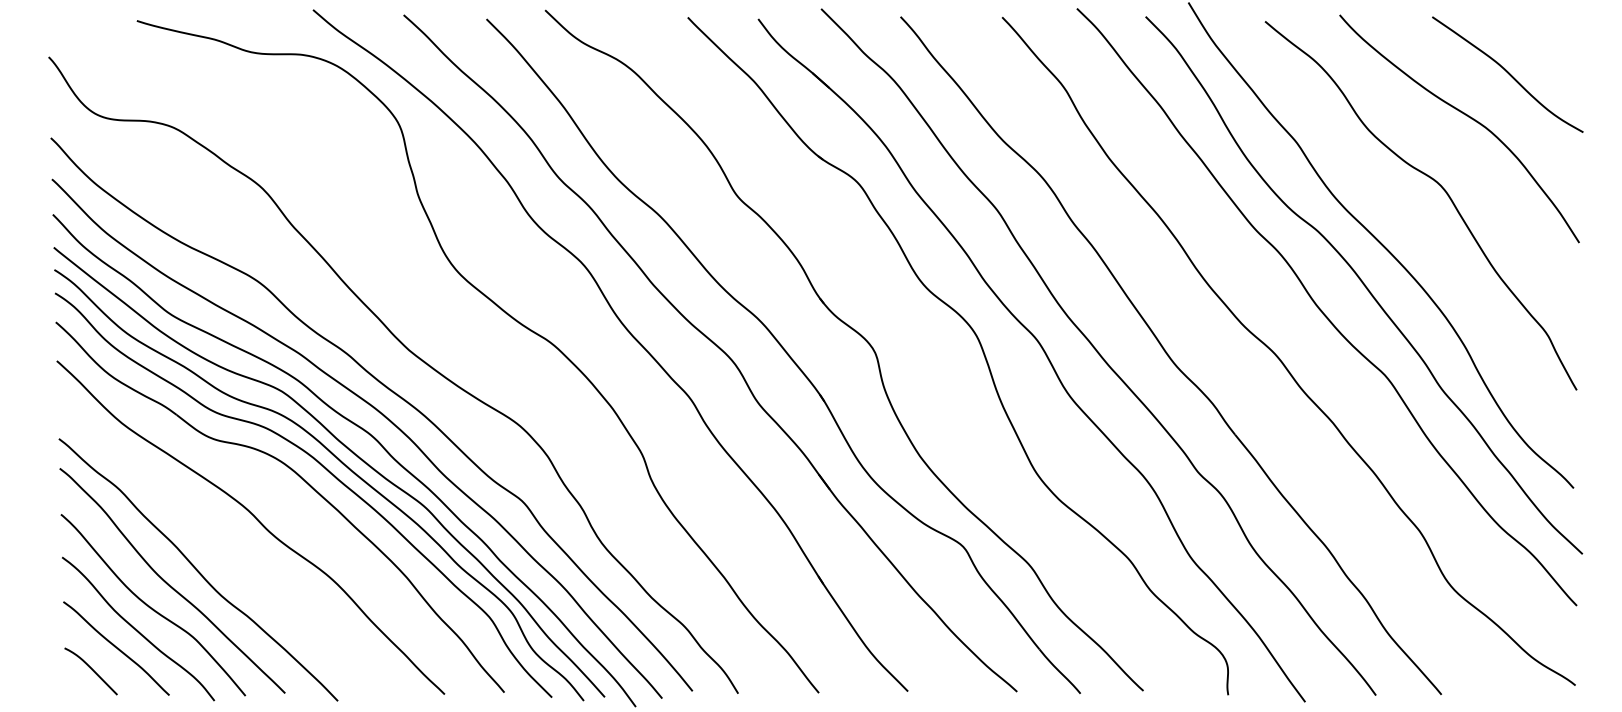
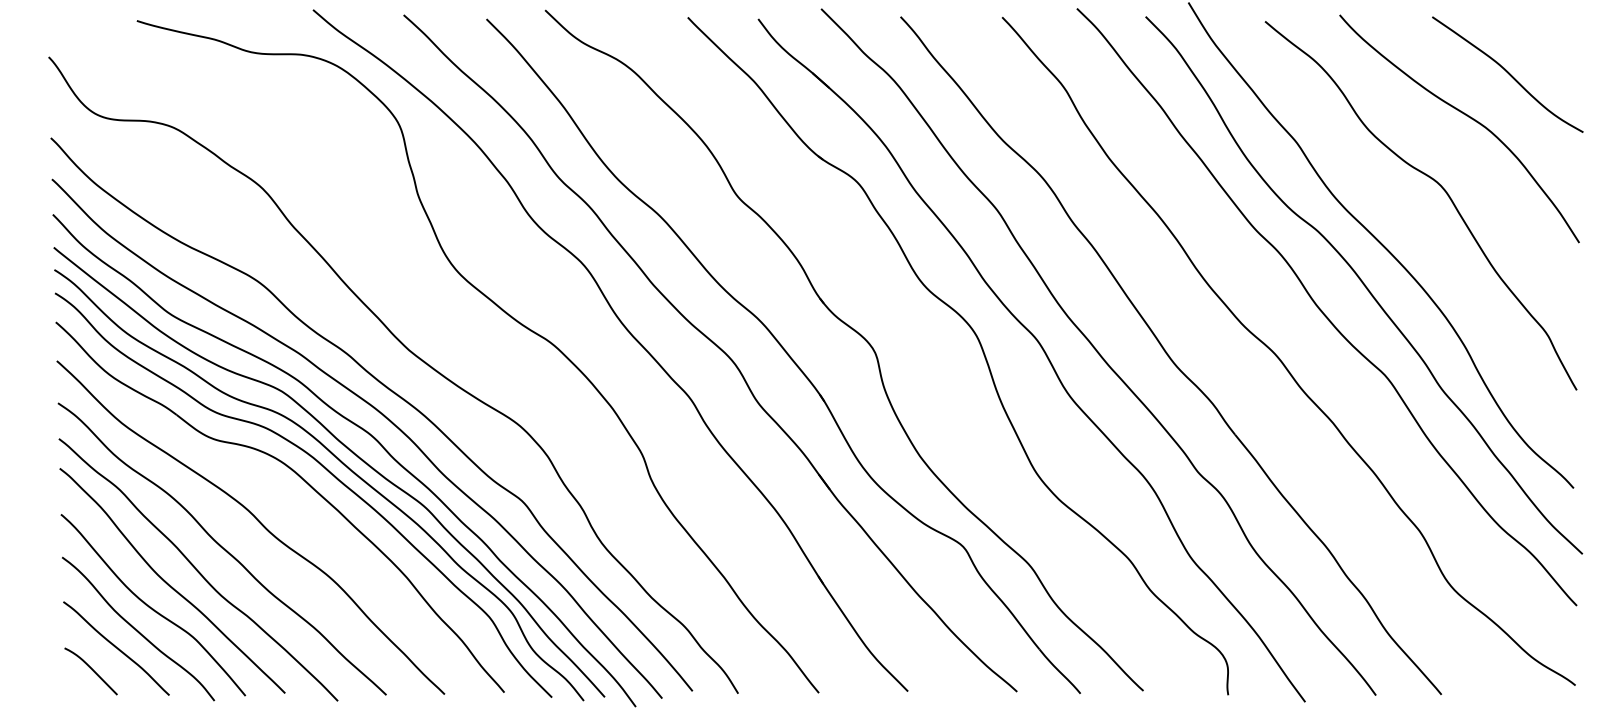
curve: none -> present (221, 548)
